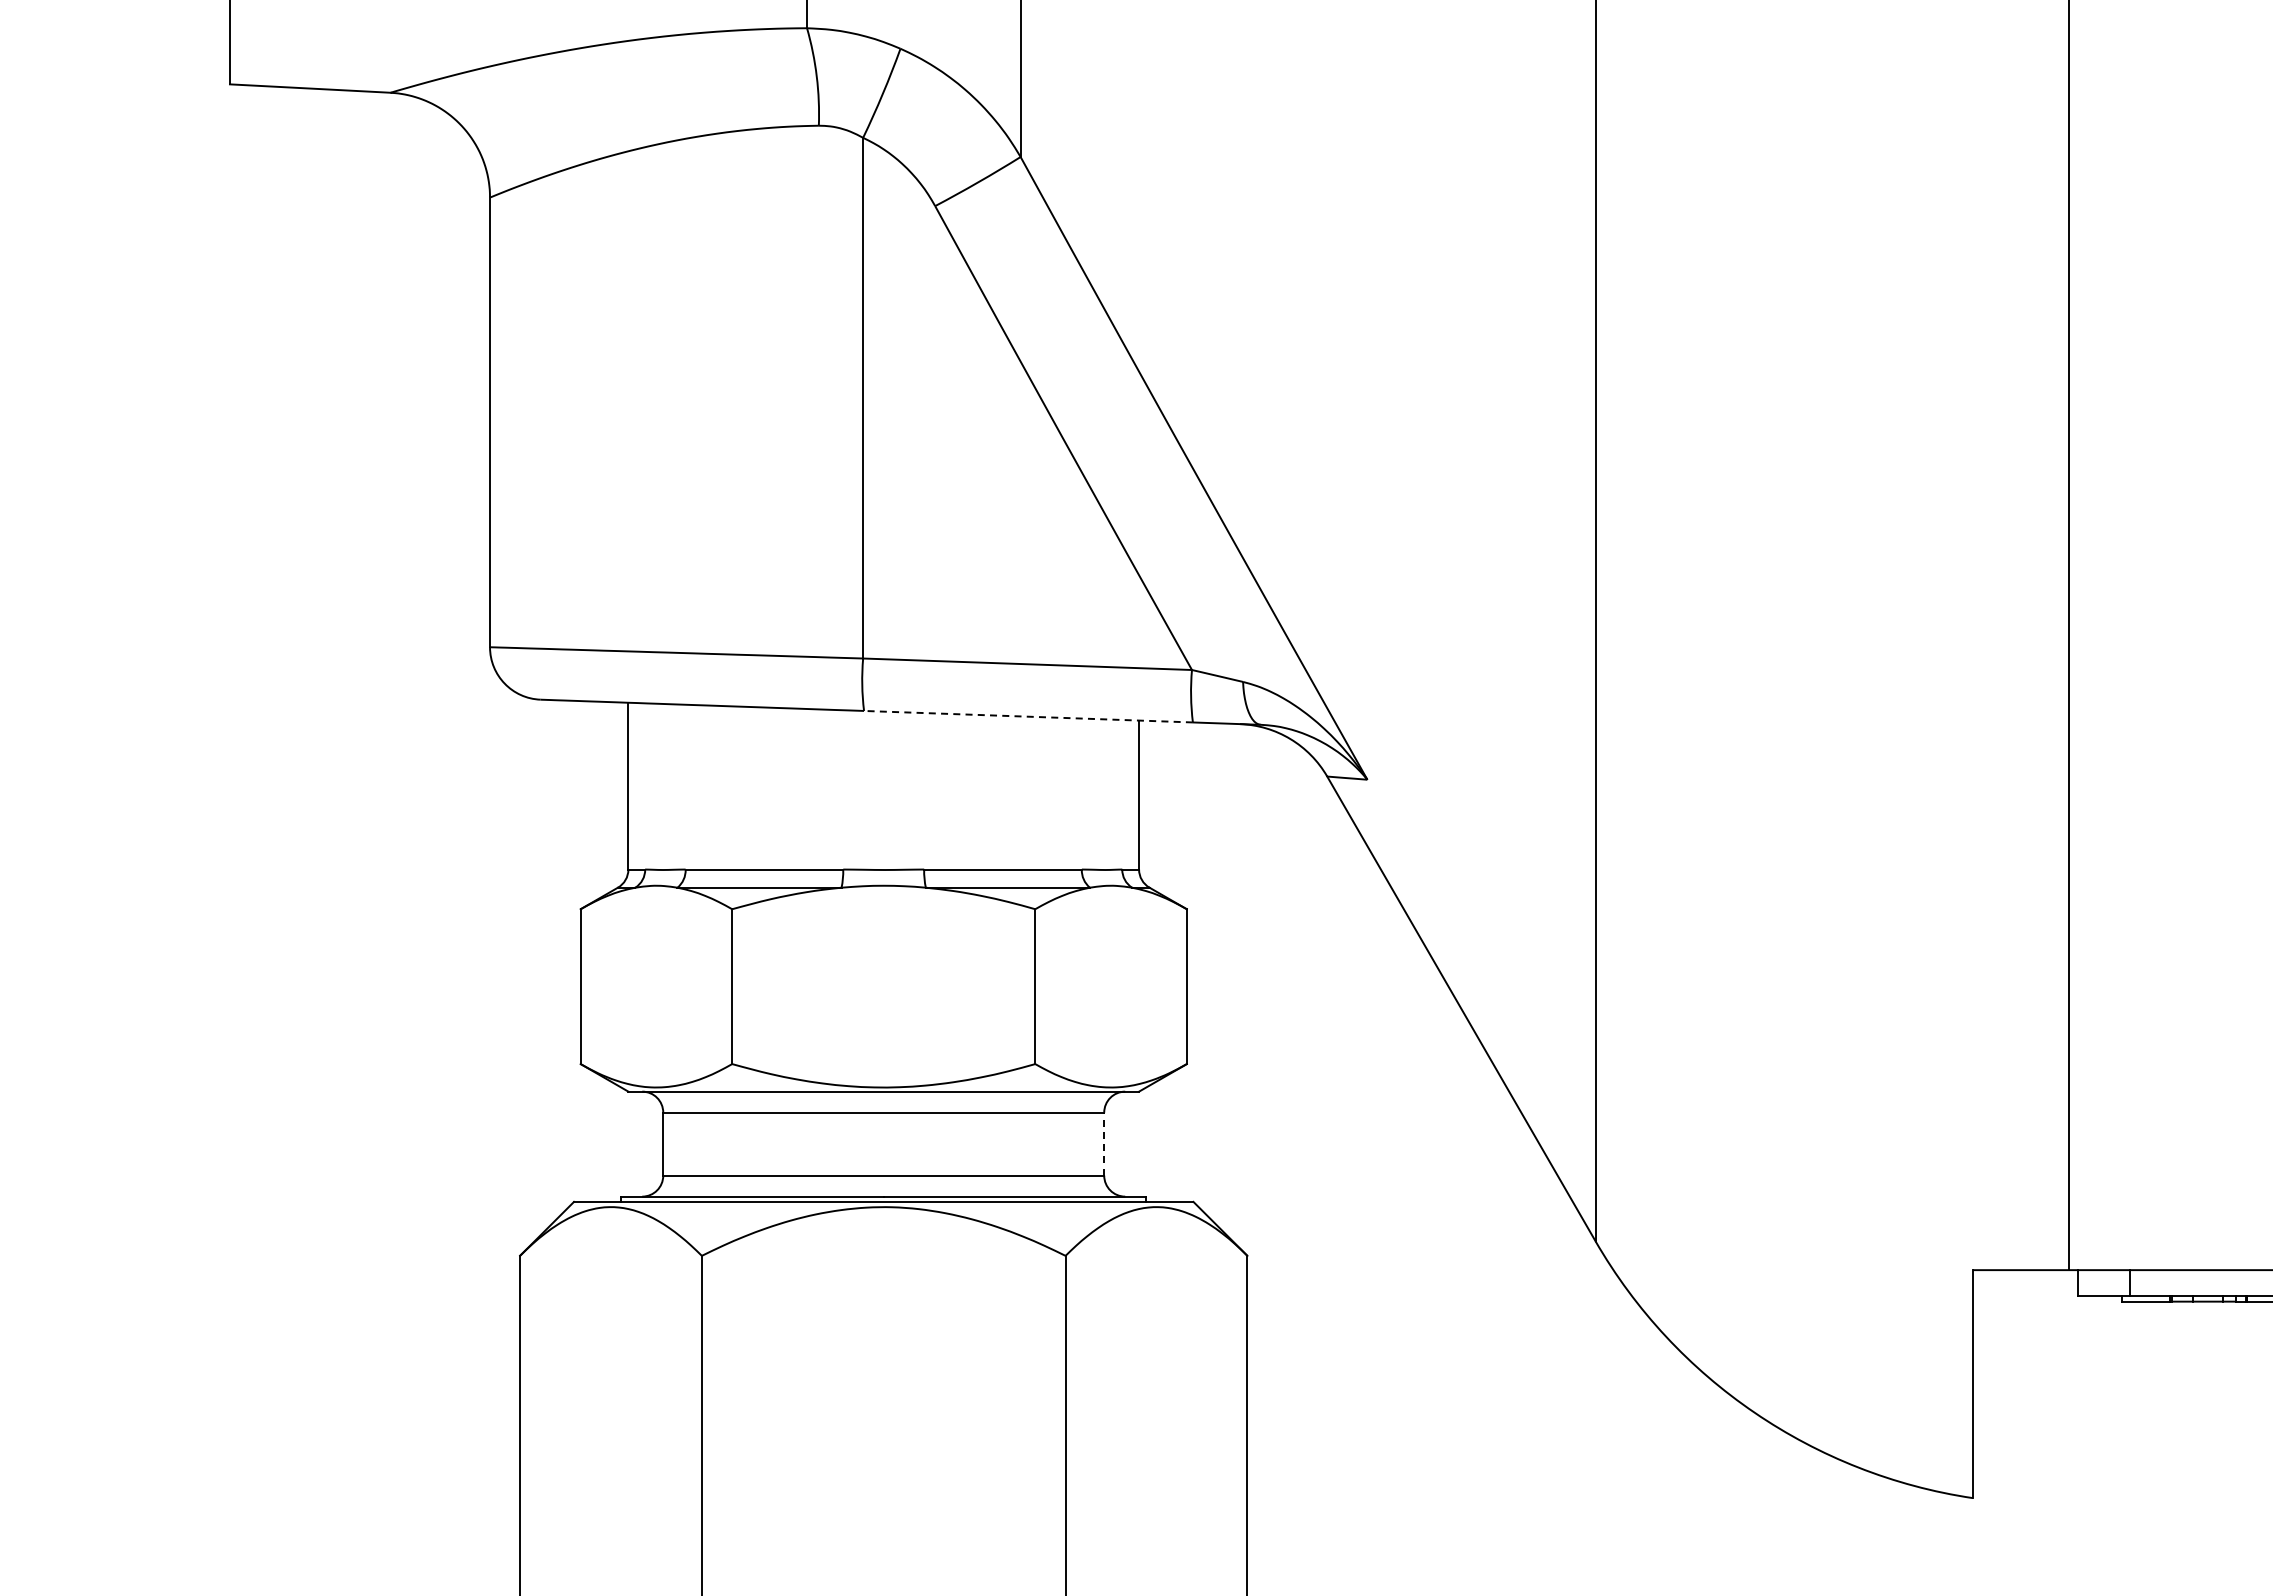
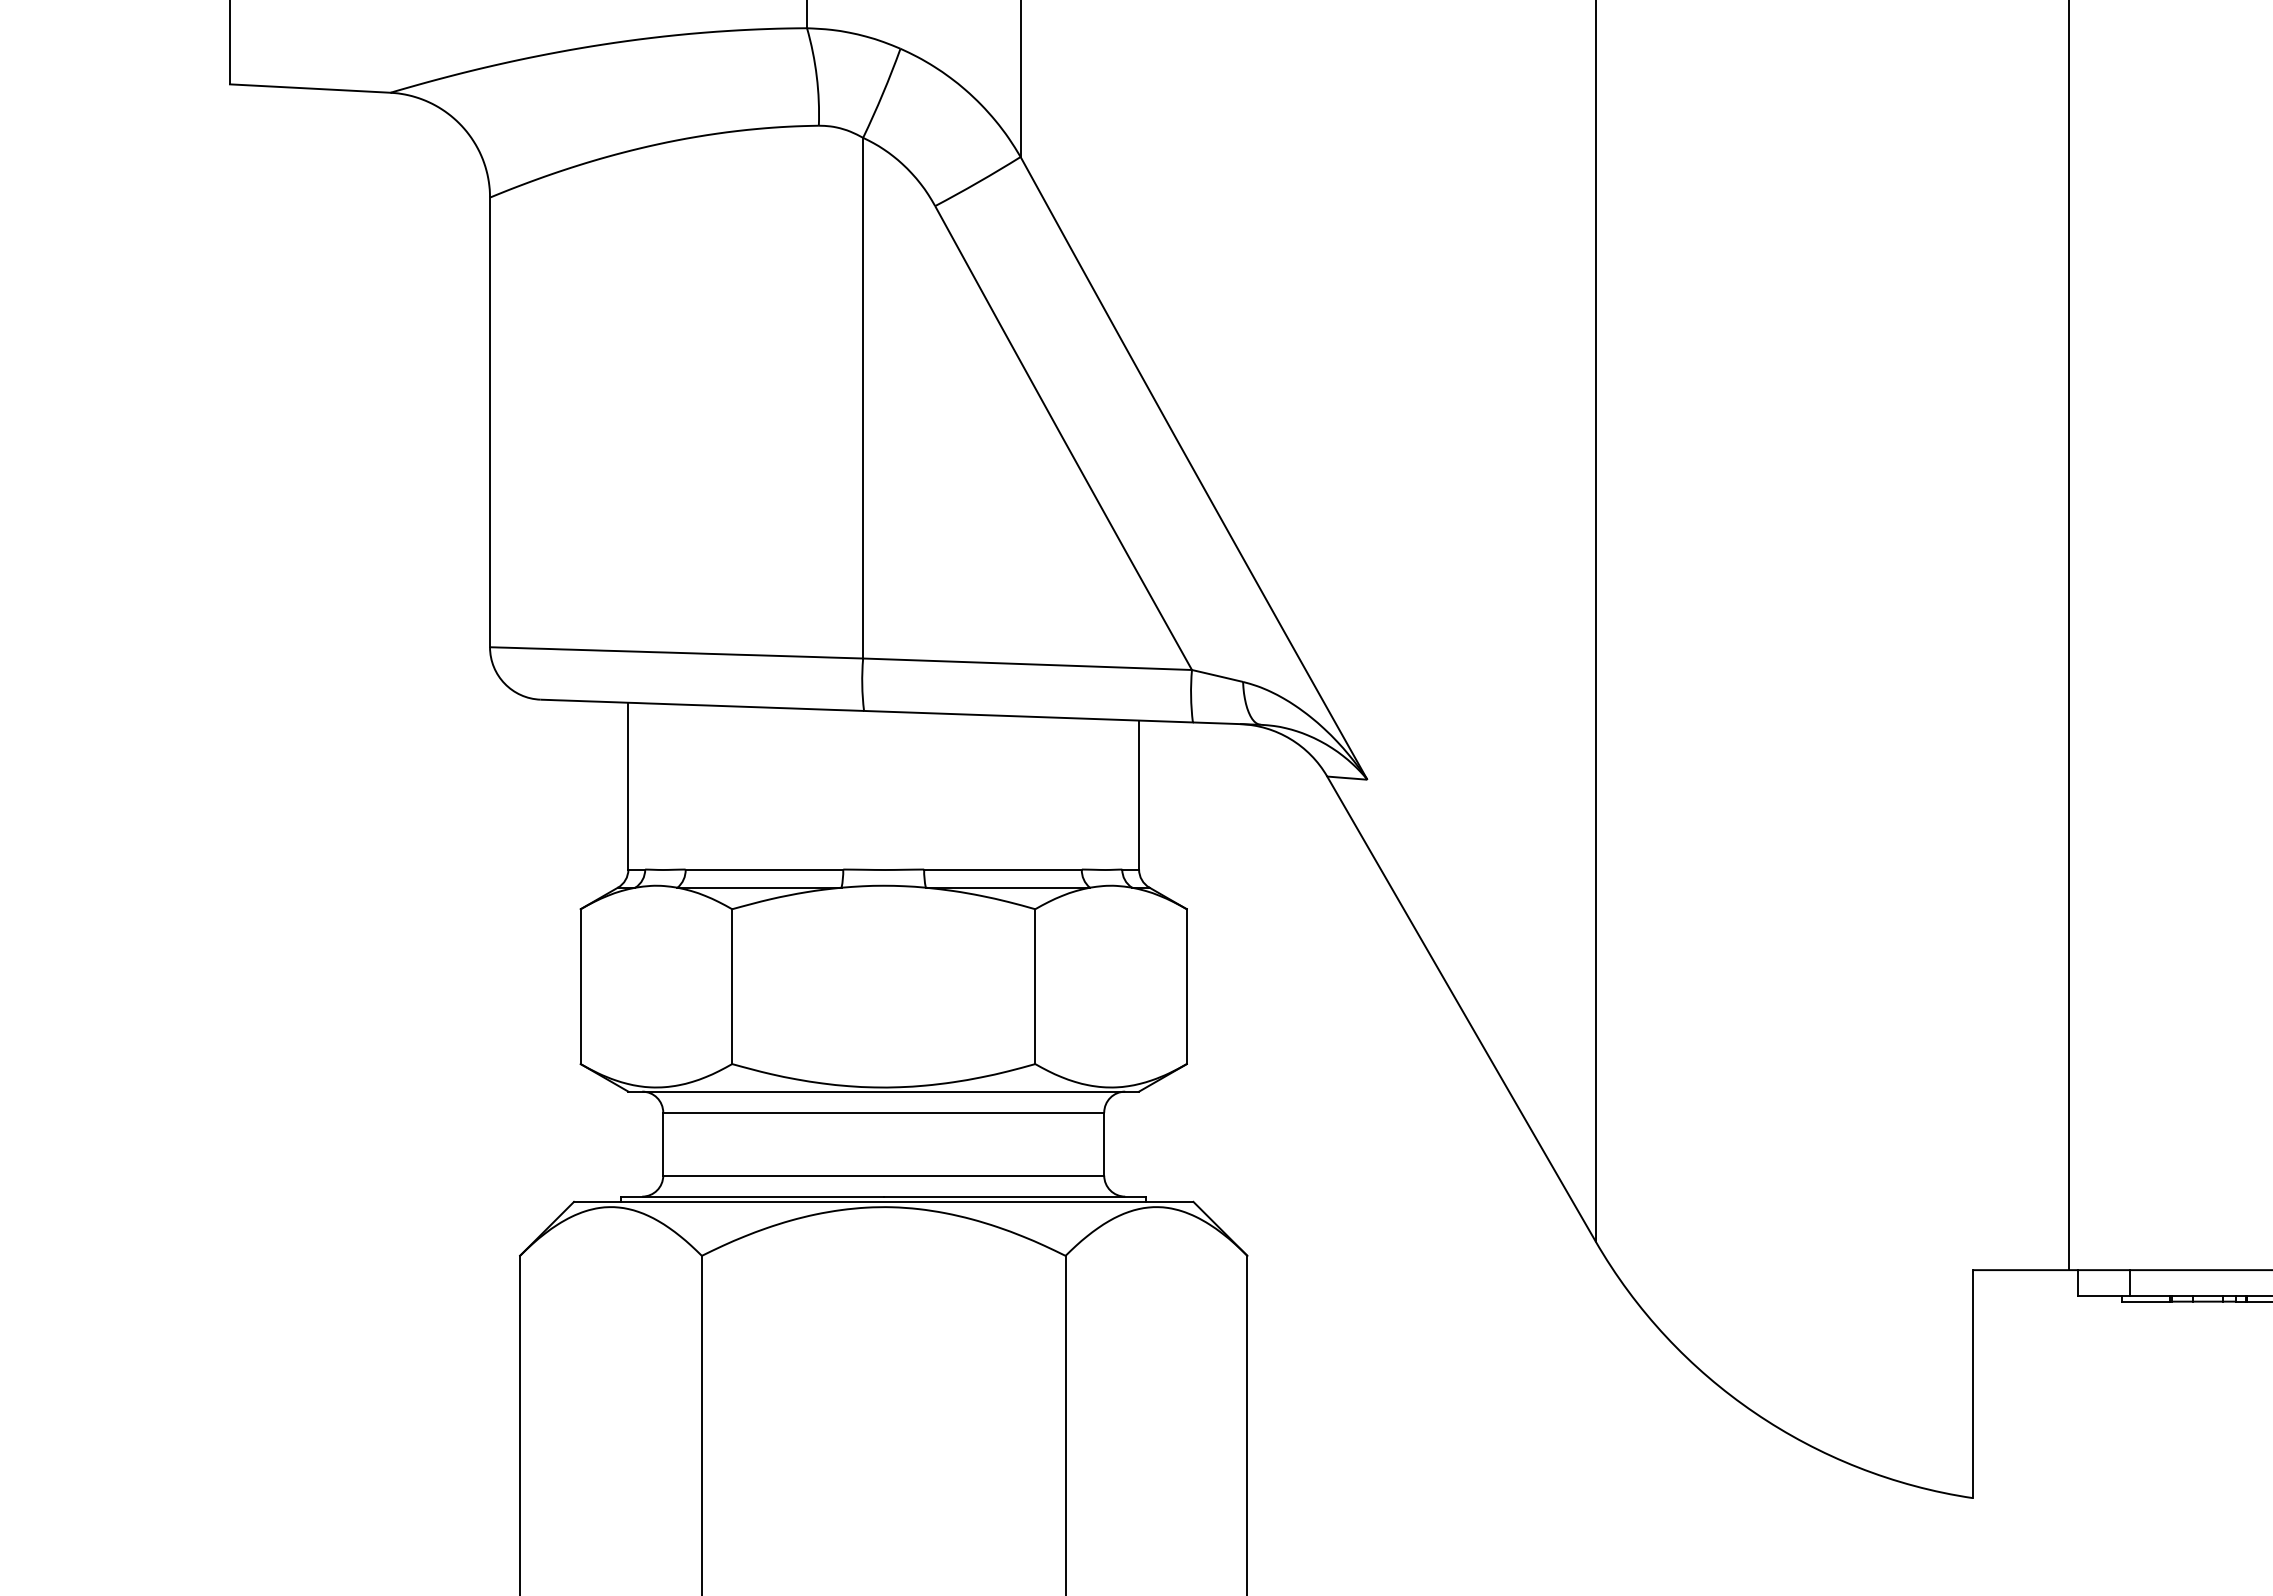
line: dashed -> solid (1028, 716)
line: dashed -> solid (1104, 1143)
